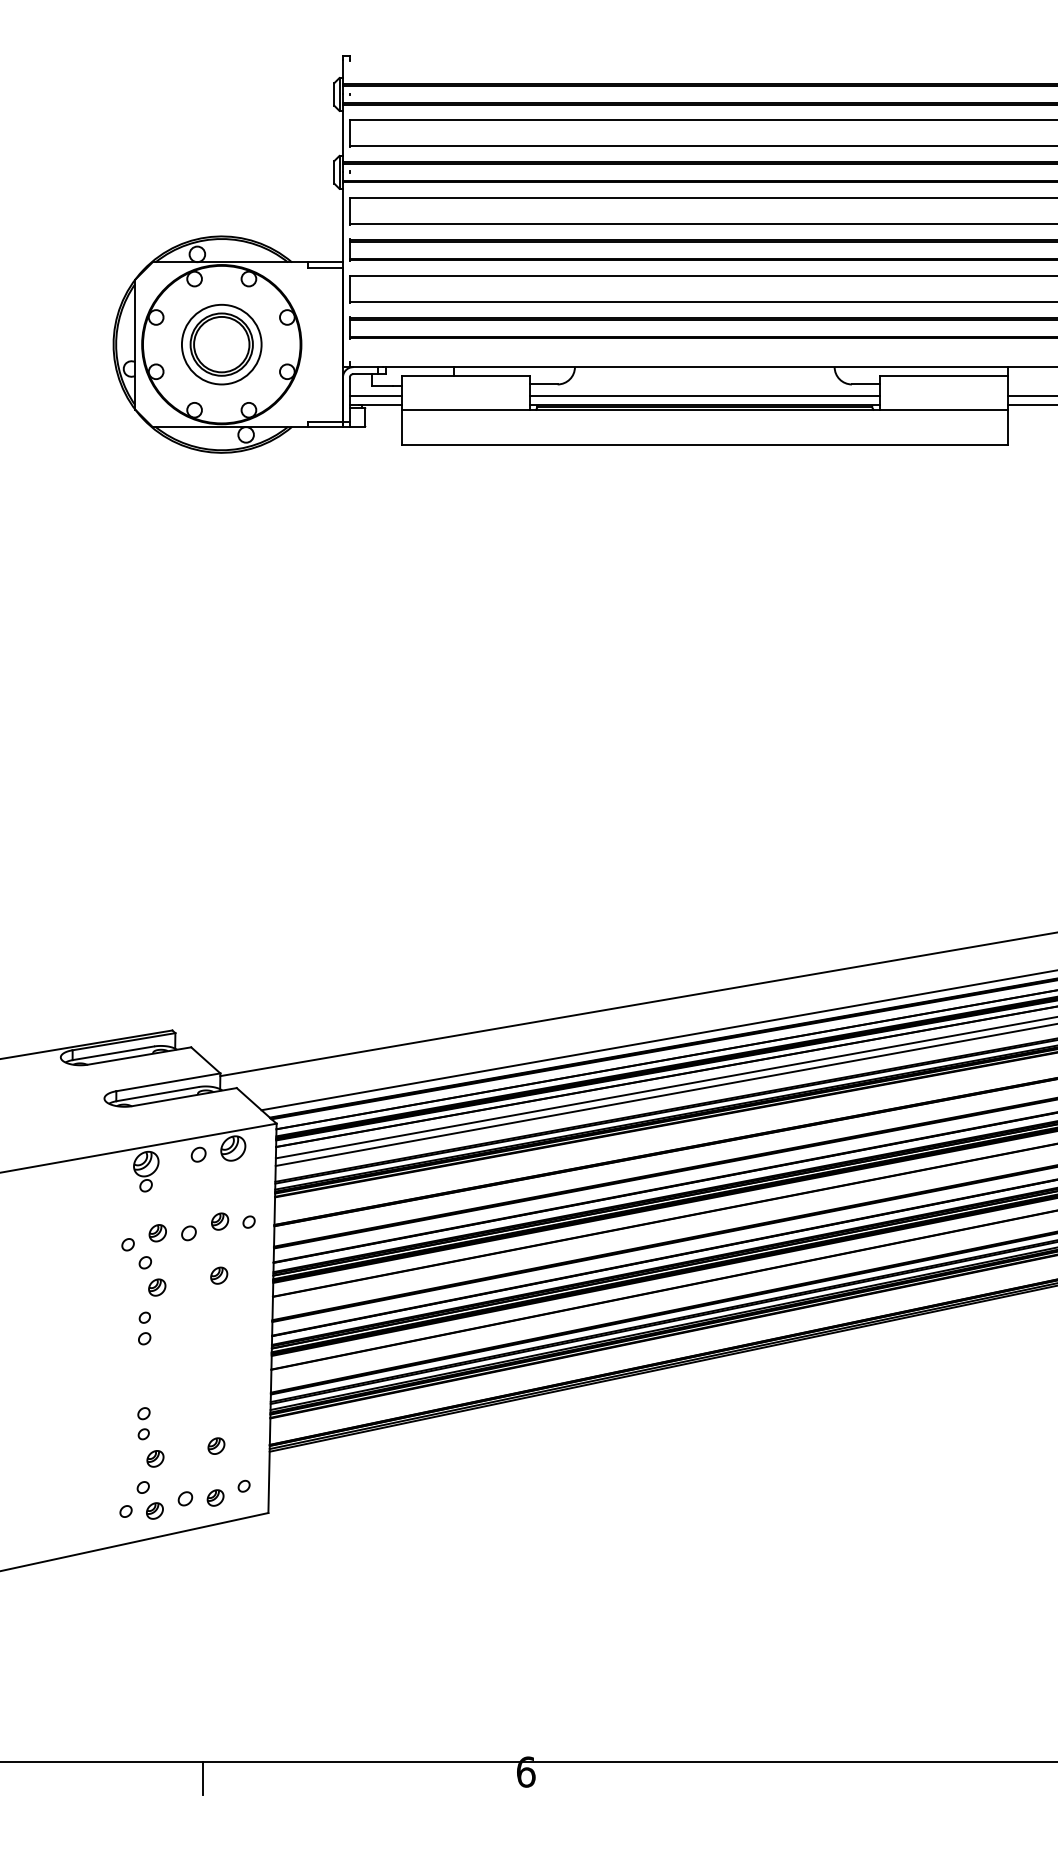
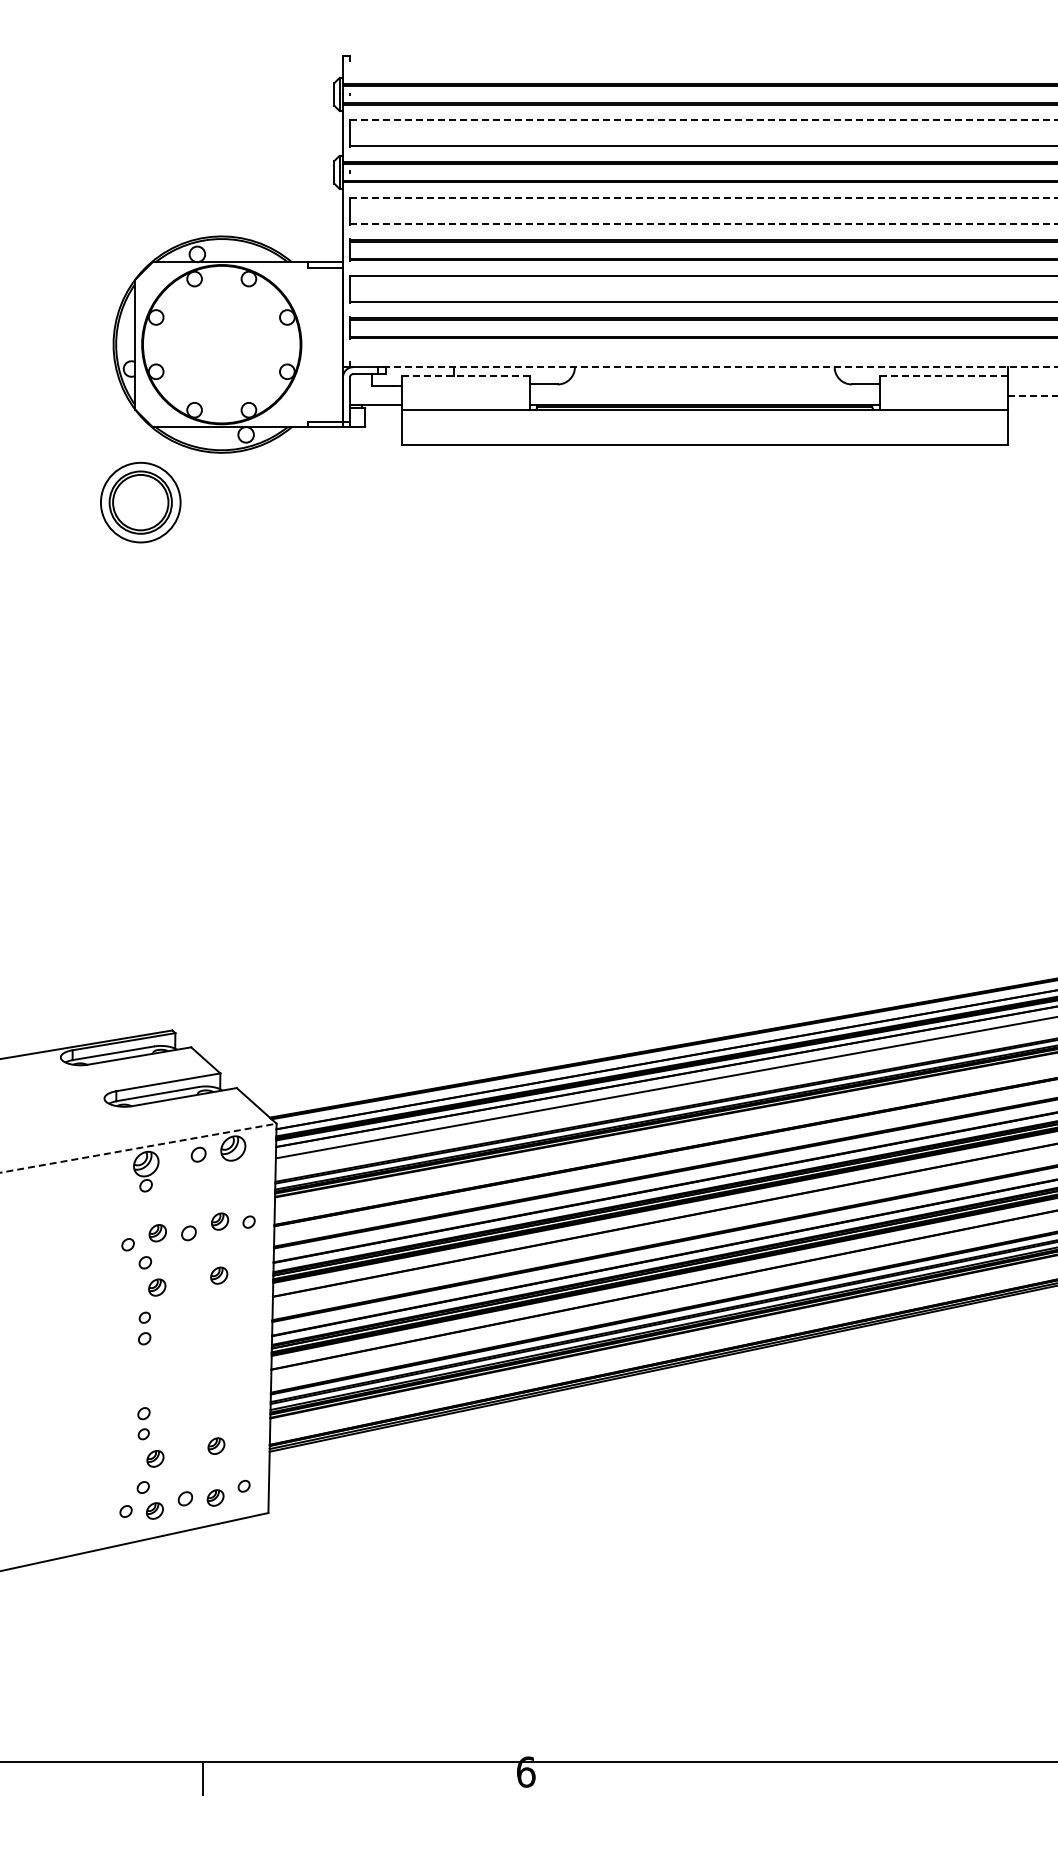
line: solid -> dashed (703, 120)
line: solid -> dashed (703, 198)
line: solid -> dashed (703, 224)
part position: (221, 344) -> (140, 502) (140, 502)
line: solid -> dashed (720, 367)
line: solid -> dashed (466, 375)
line: solid -> dashed (944, 375)
line: present -> none (375, 395)
line: present -> none (704, 395)
line: solid -> dashed (1032, 395)
line: present -> none (1030, 405)
line: present -> none (637, 1004)
line: present -> none (657, 1040)
line: present -> none (664, 1094)
line: solid -> dashed (138, 1148)
